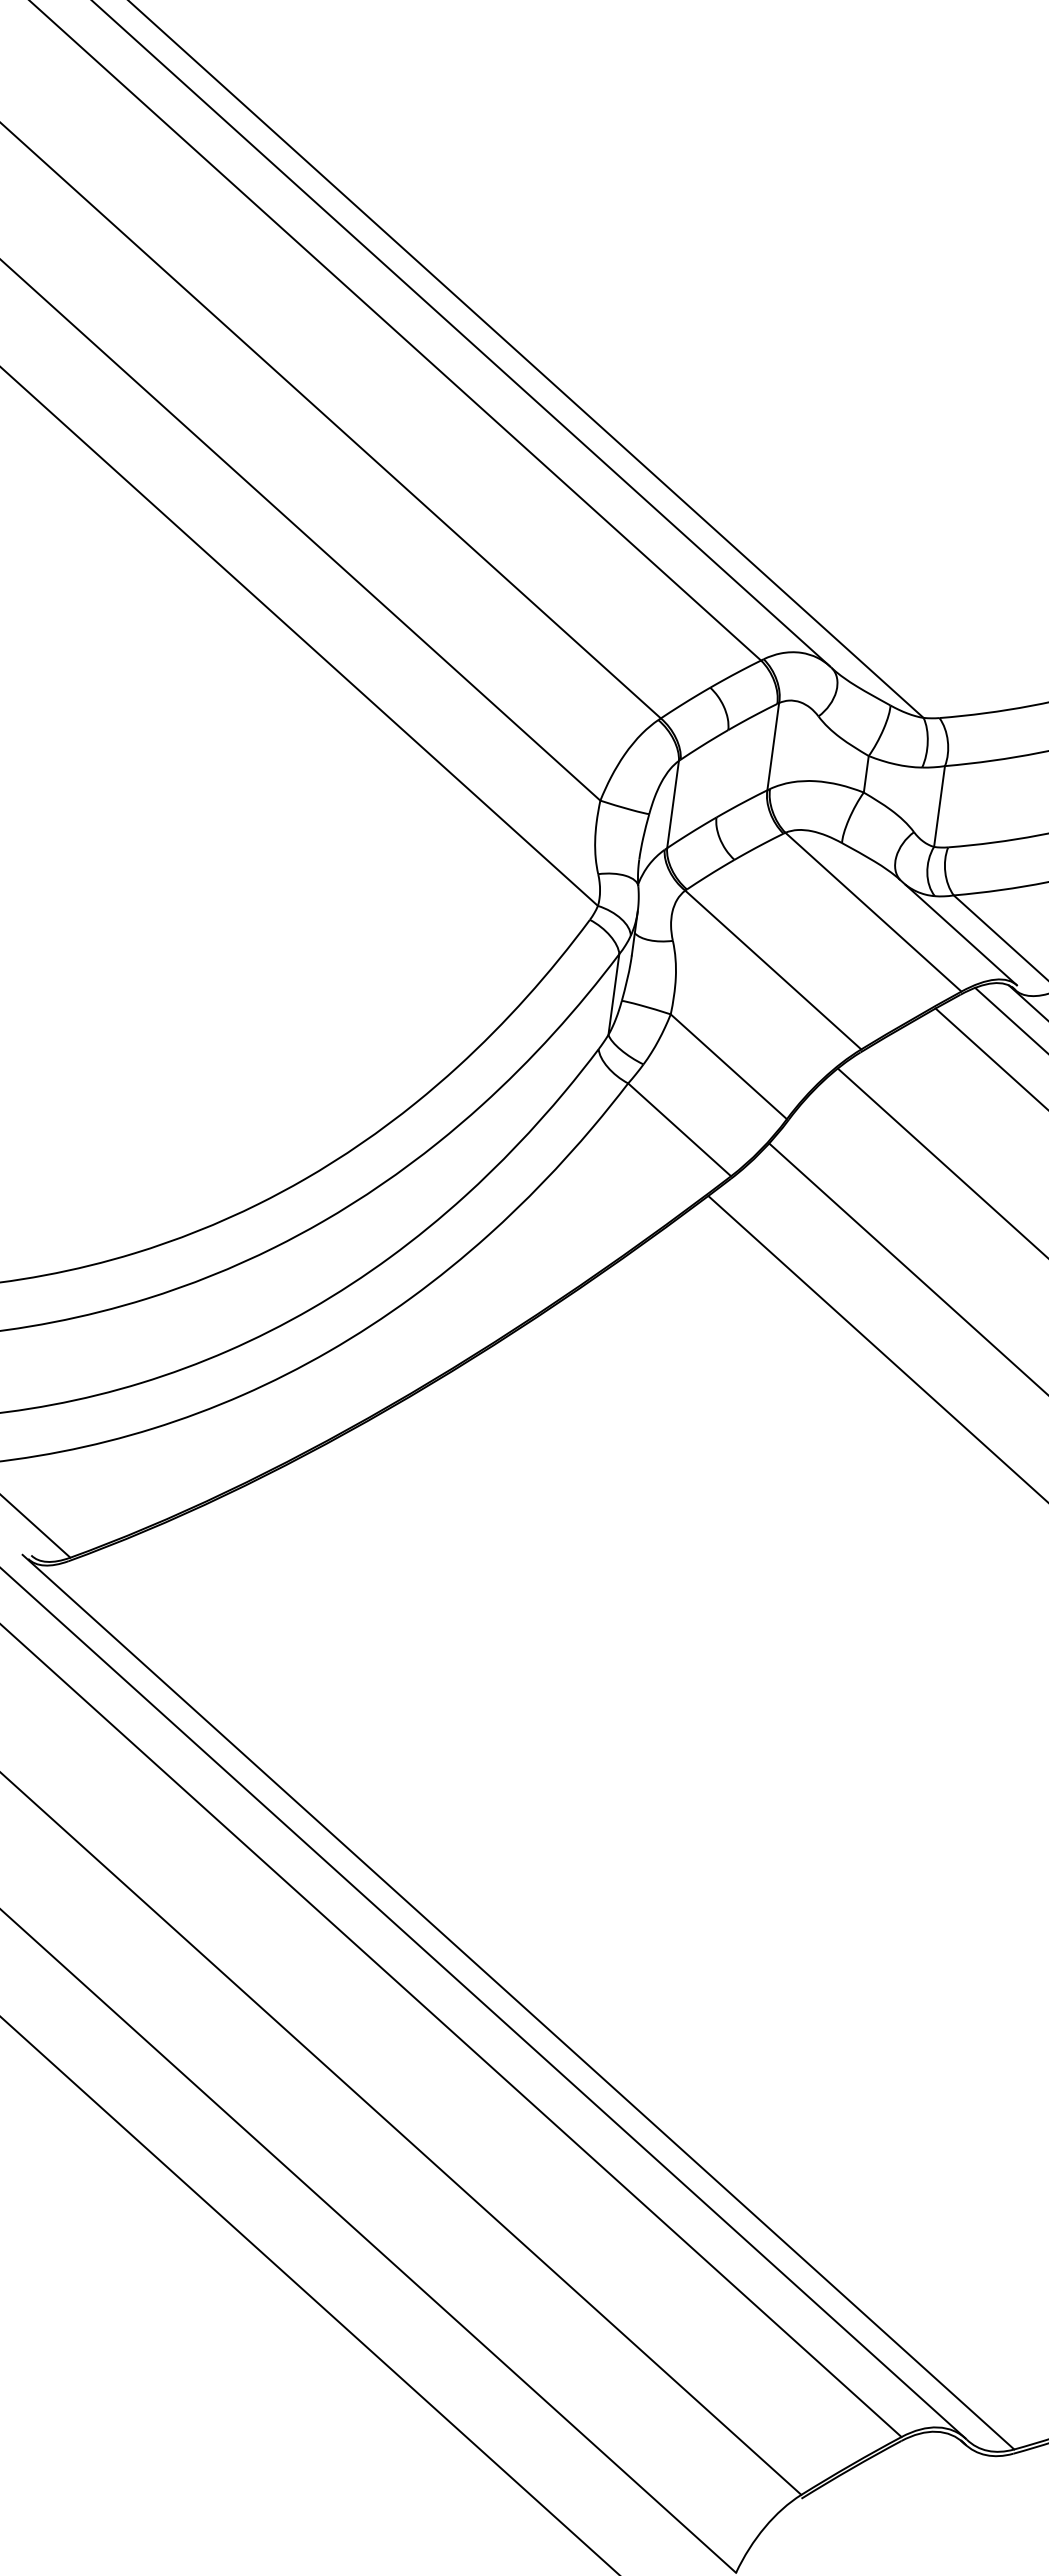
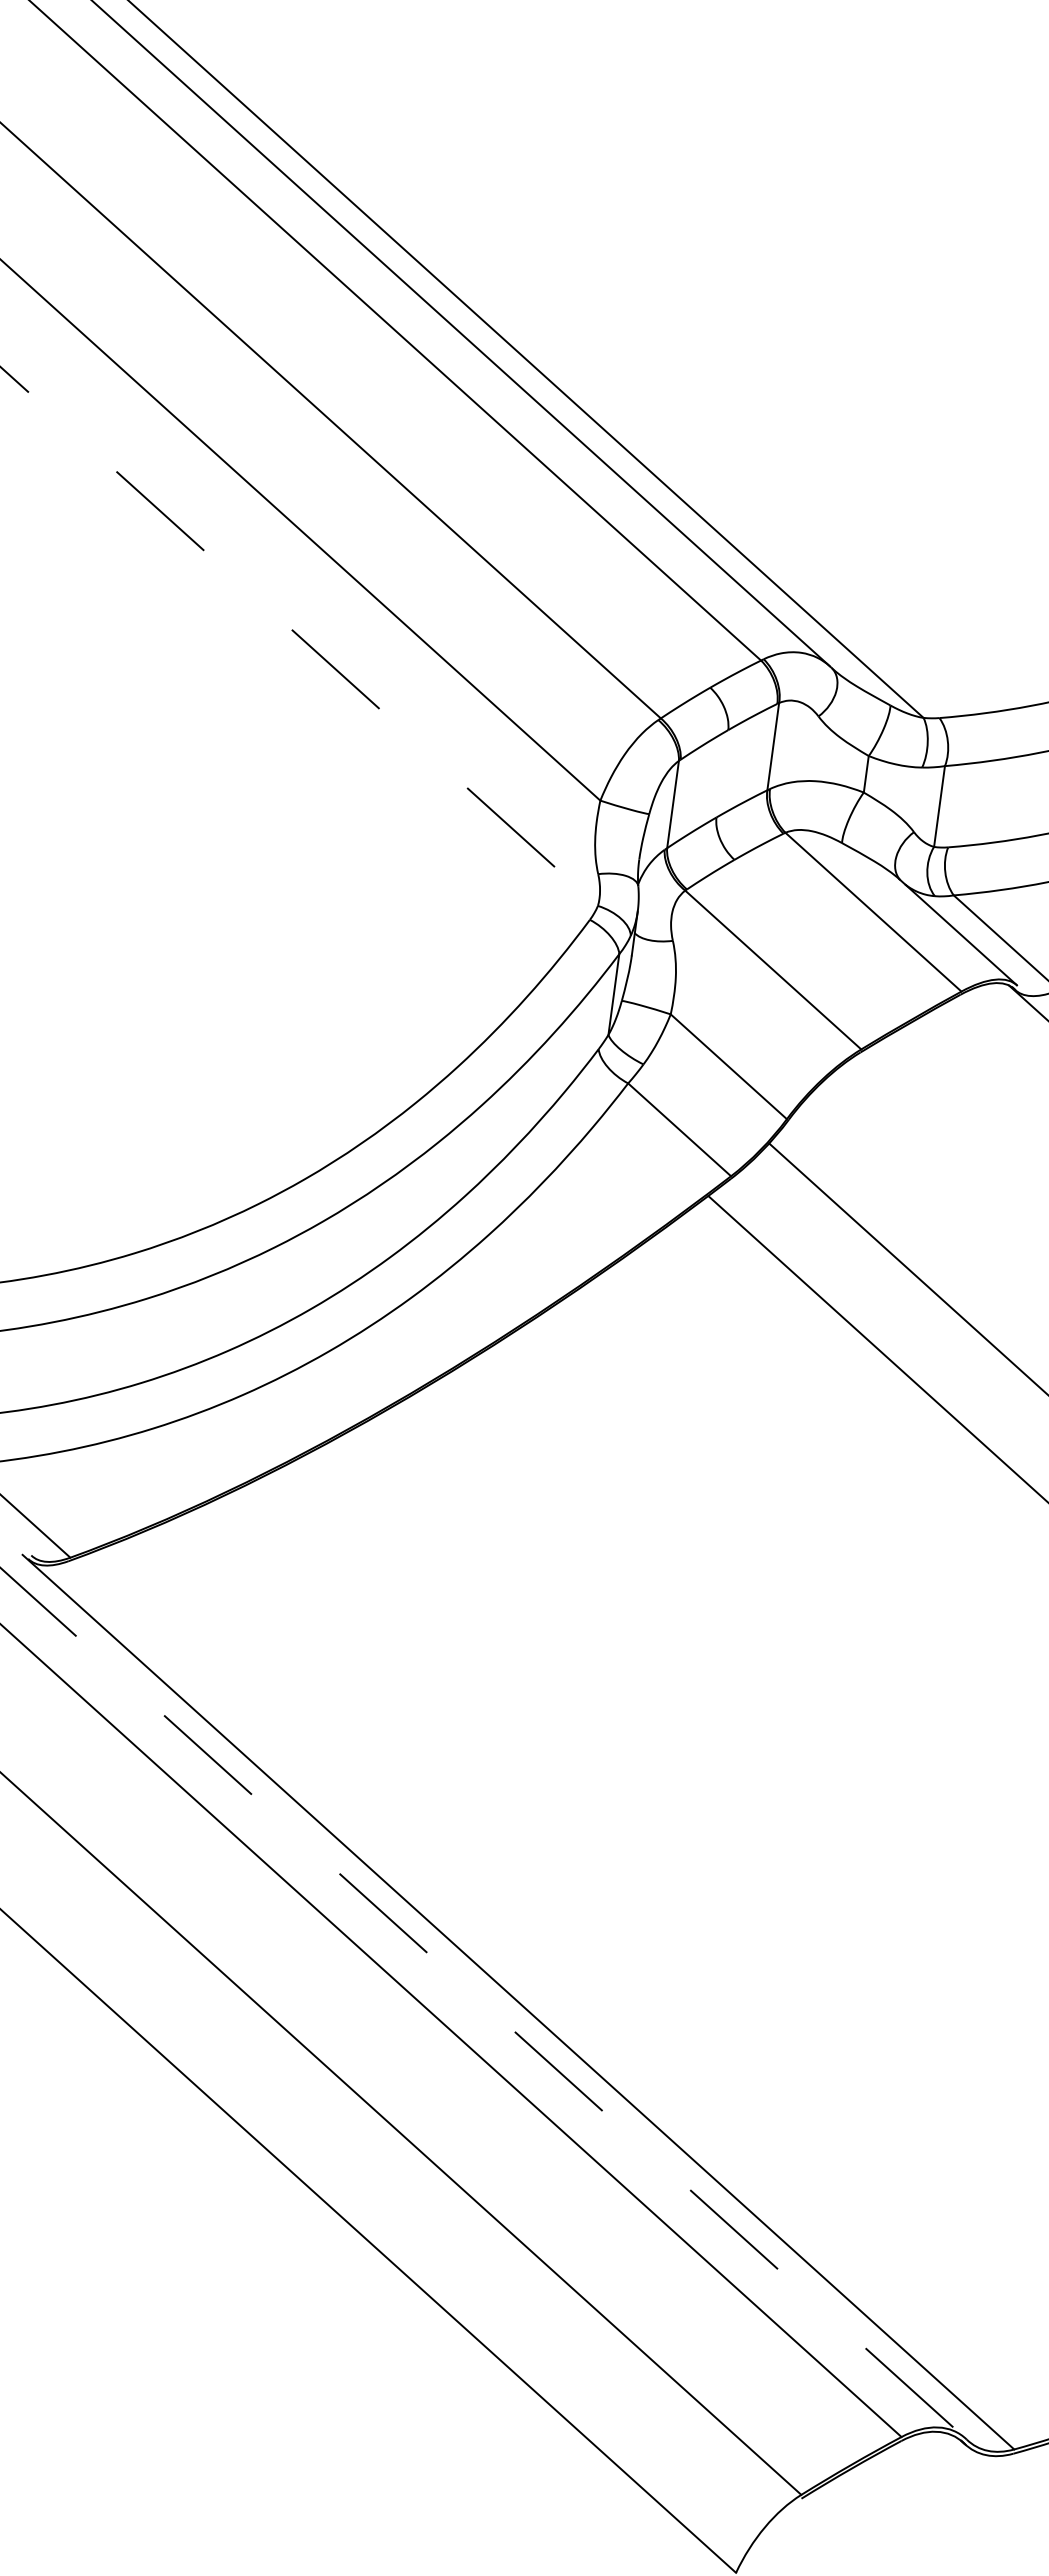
line: solid -> dashed (299, 636)
line: present -> none (1010, 1019)
line: present -> none (990, 1057)
line: present -> none (941, 1162)
line: solid -> dashed (483, 2003)
line: present -> none (309, 2295)
